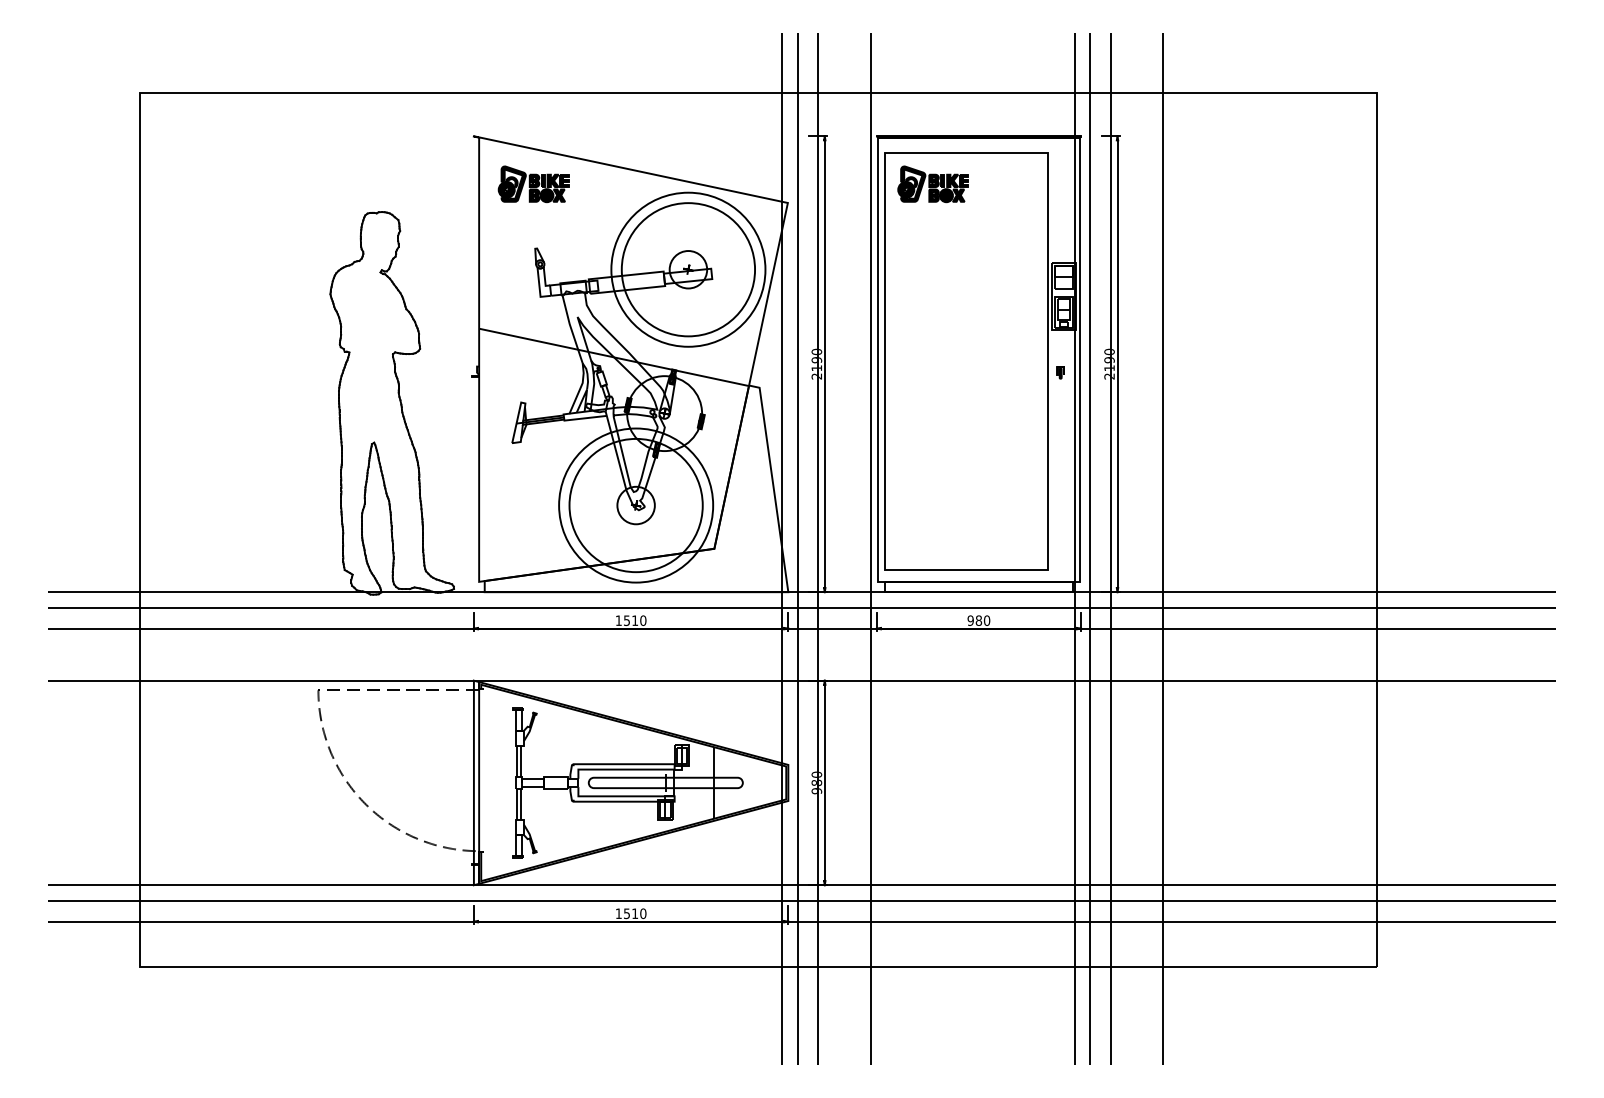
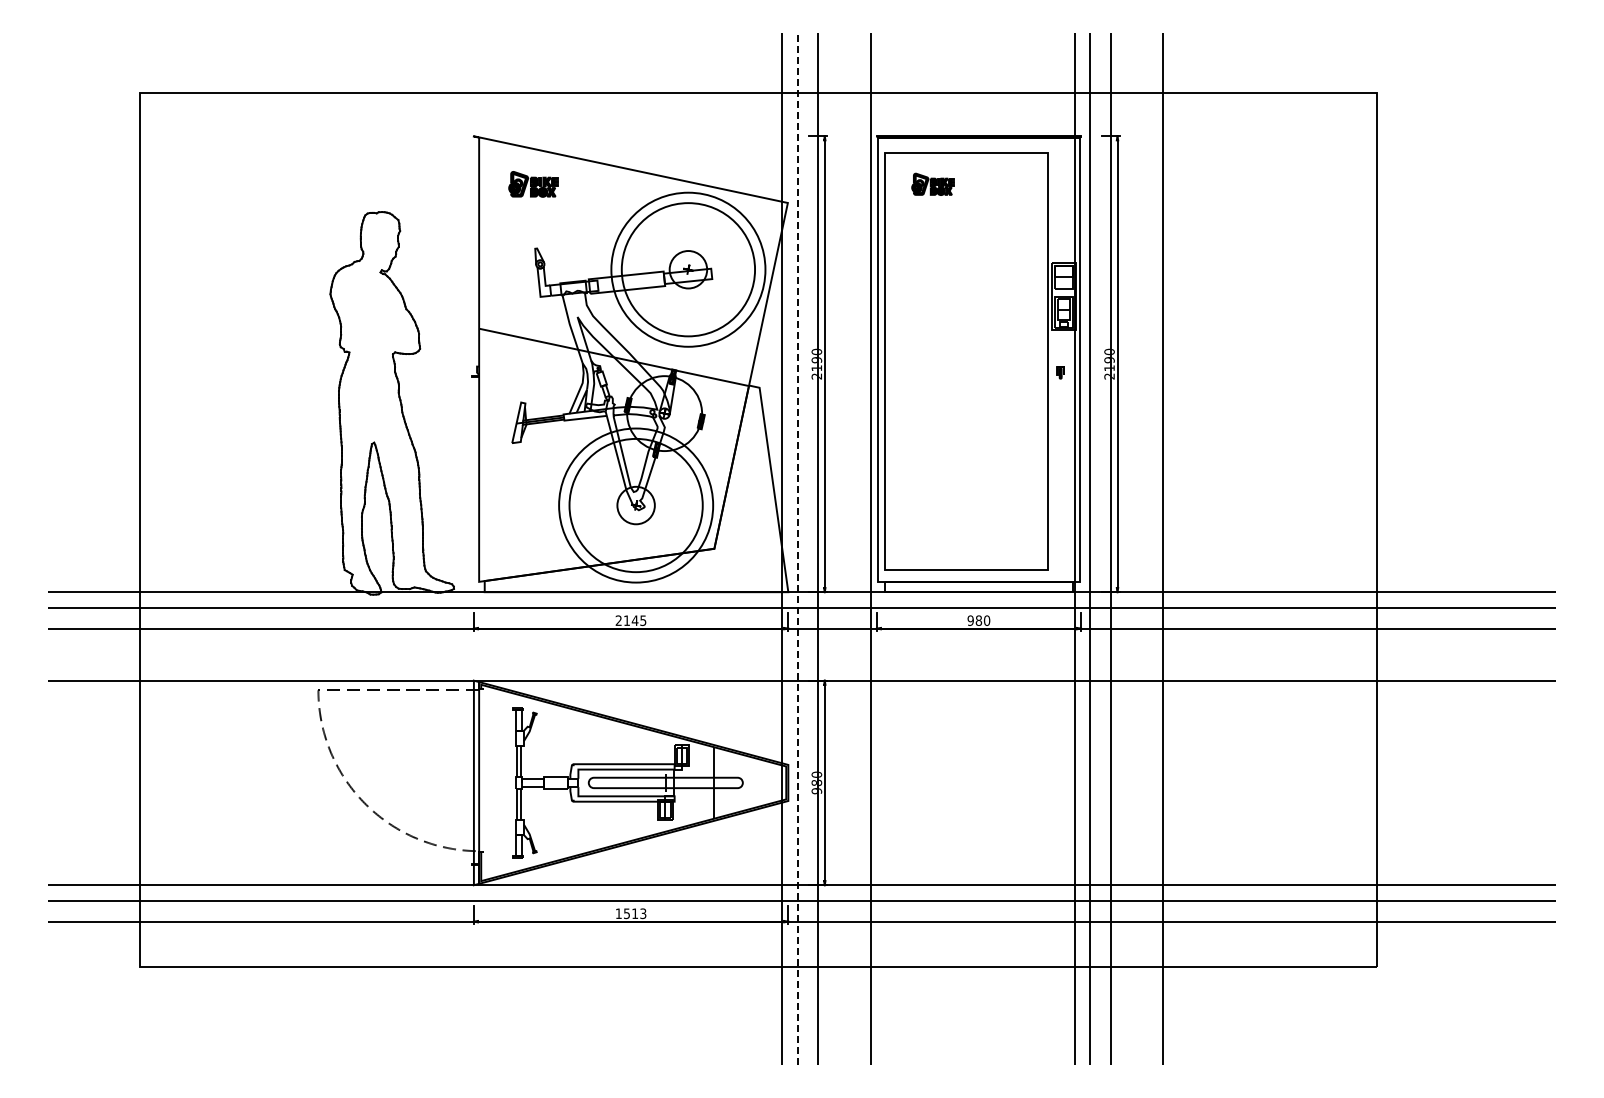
part size: 73x39 px -> 51x27 px (533, 184)
part size: 72x39 px -> 44x24 px (932, 183)
line: solid -> dashed (797, 548)
text: 1510 -> 2145 (630, 620)
text: 1510 -> 1513 (643, 913)
